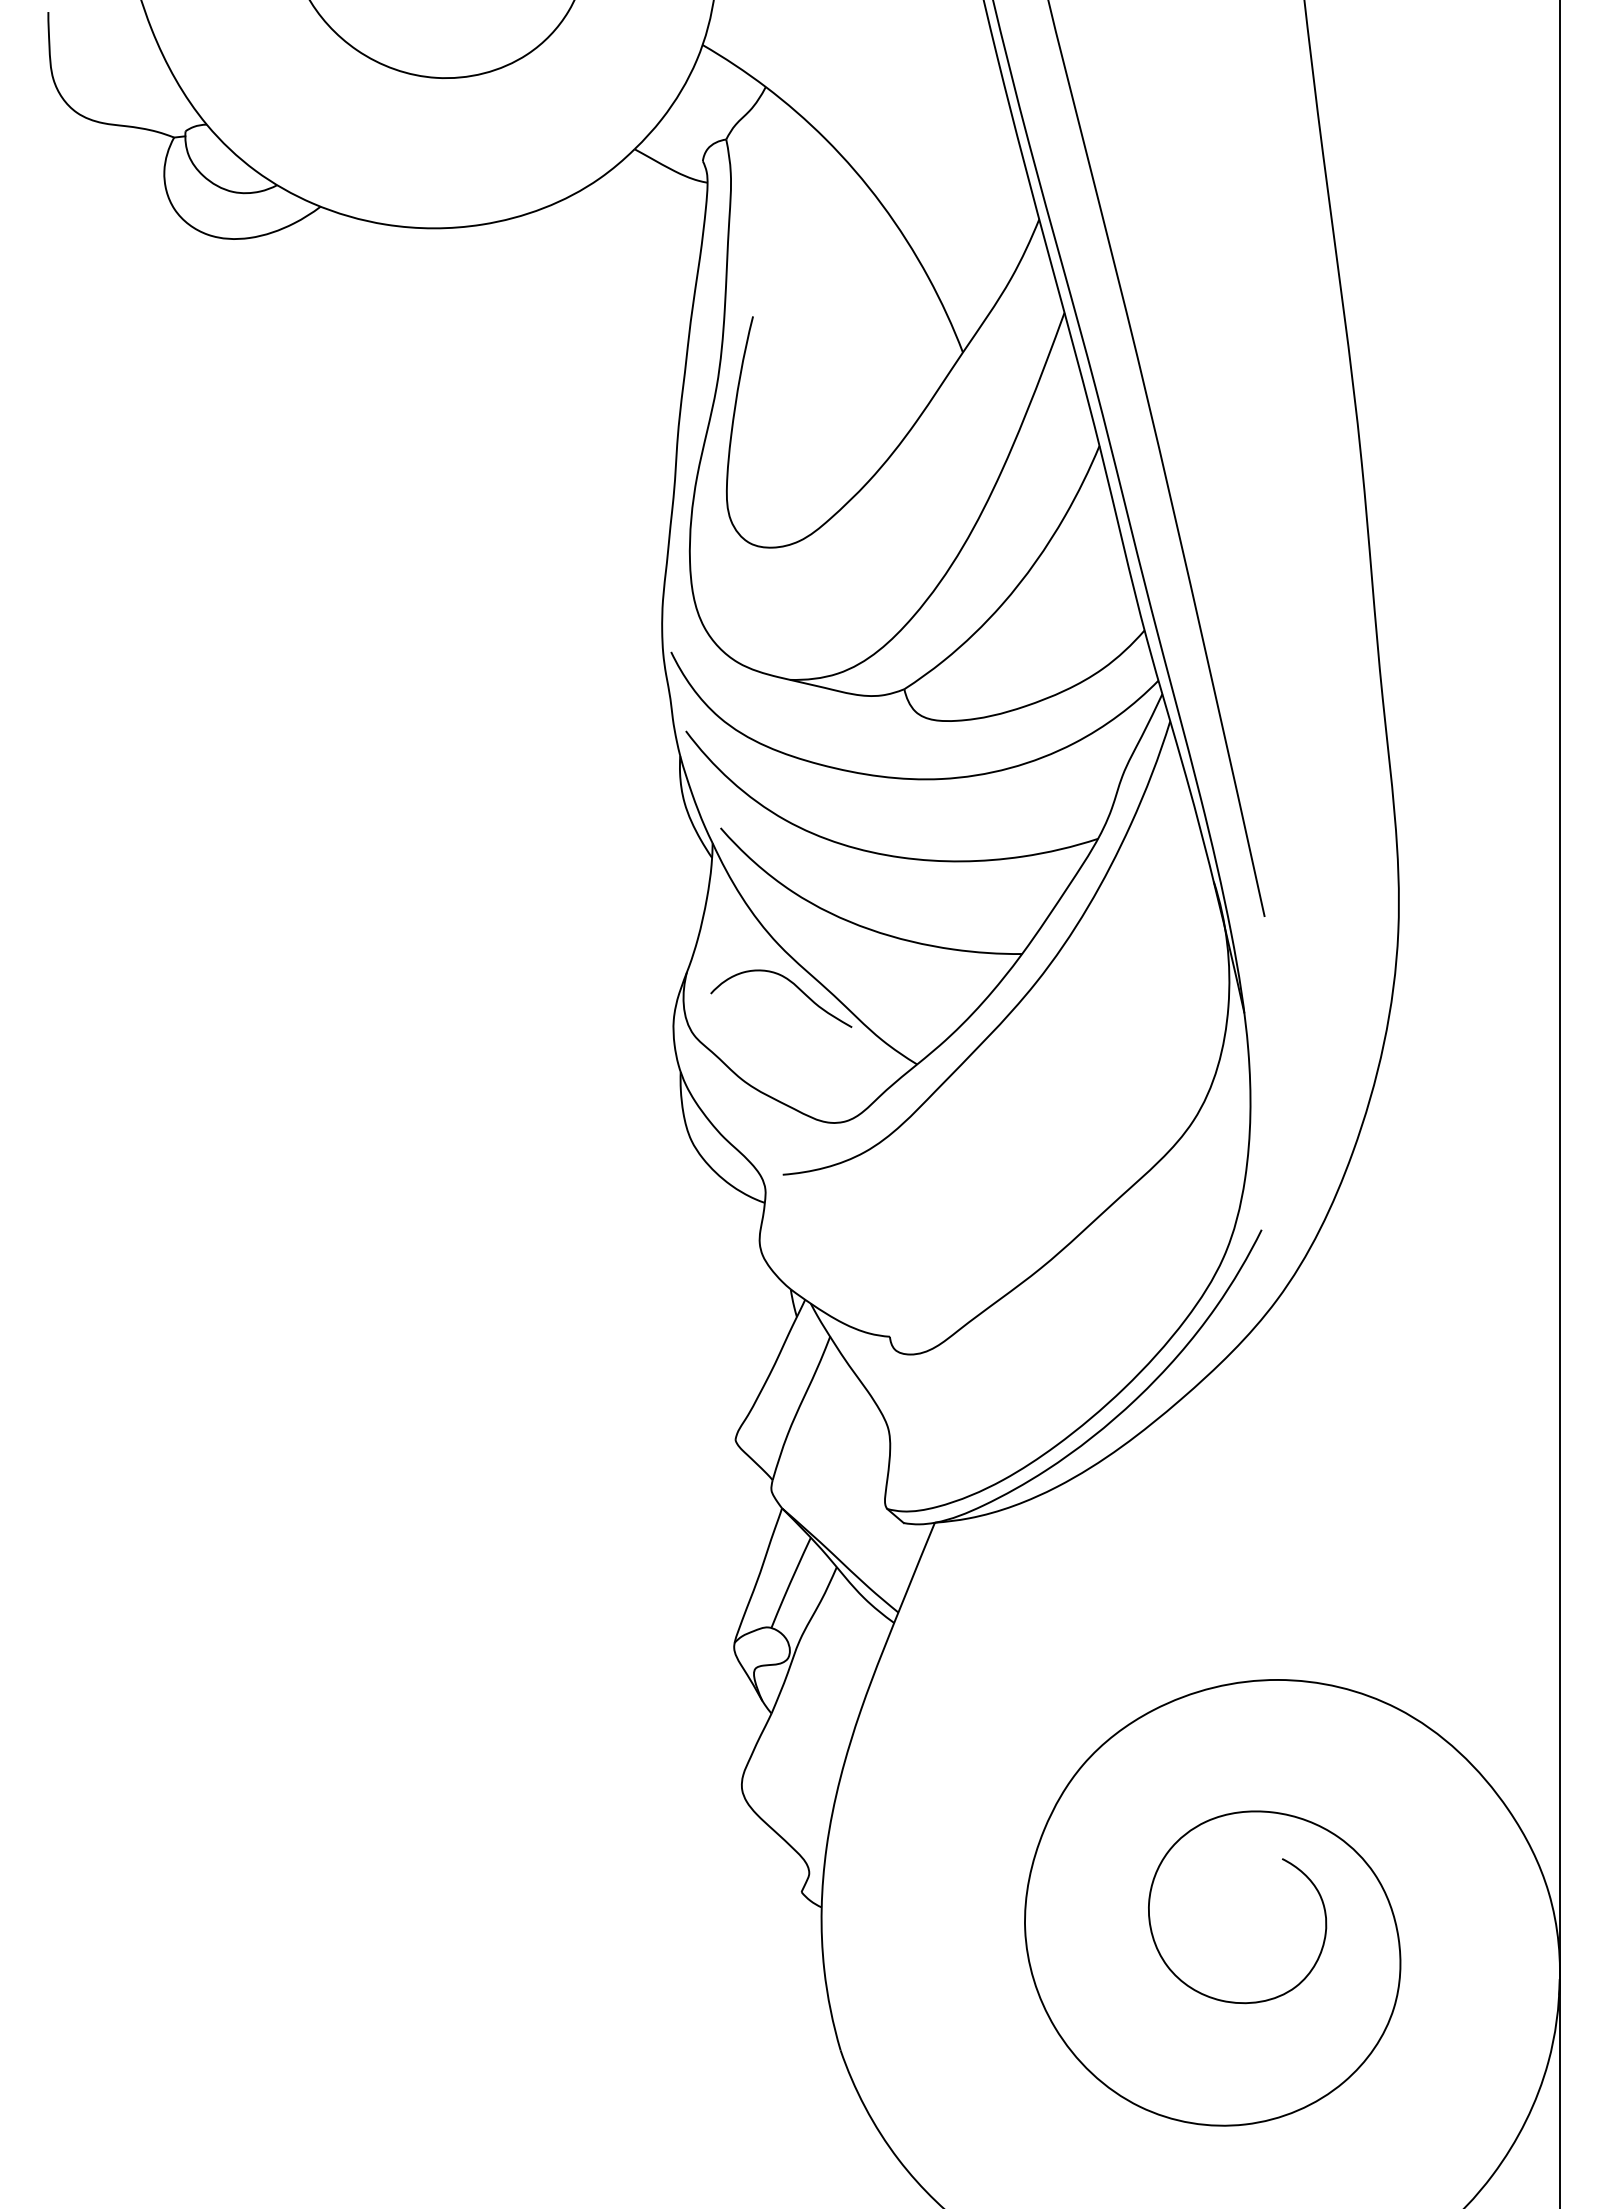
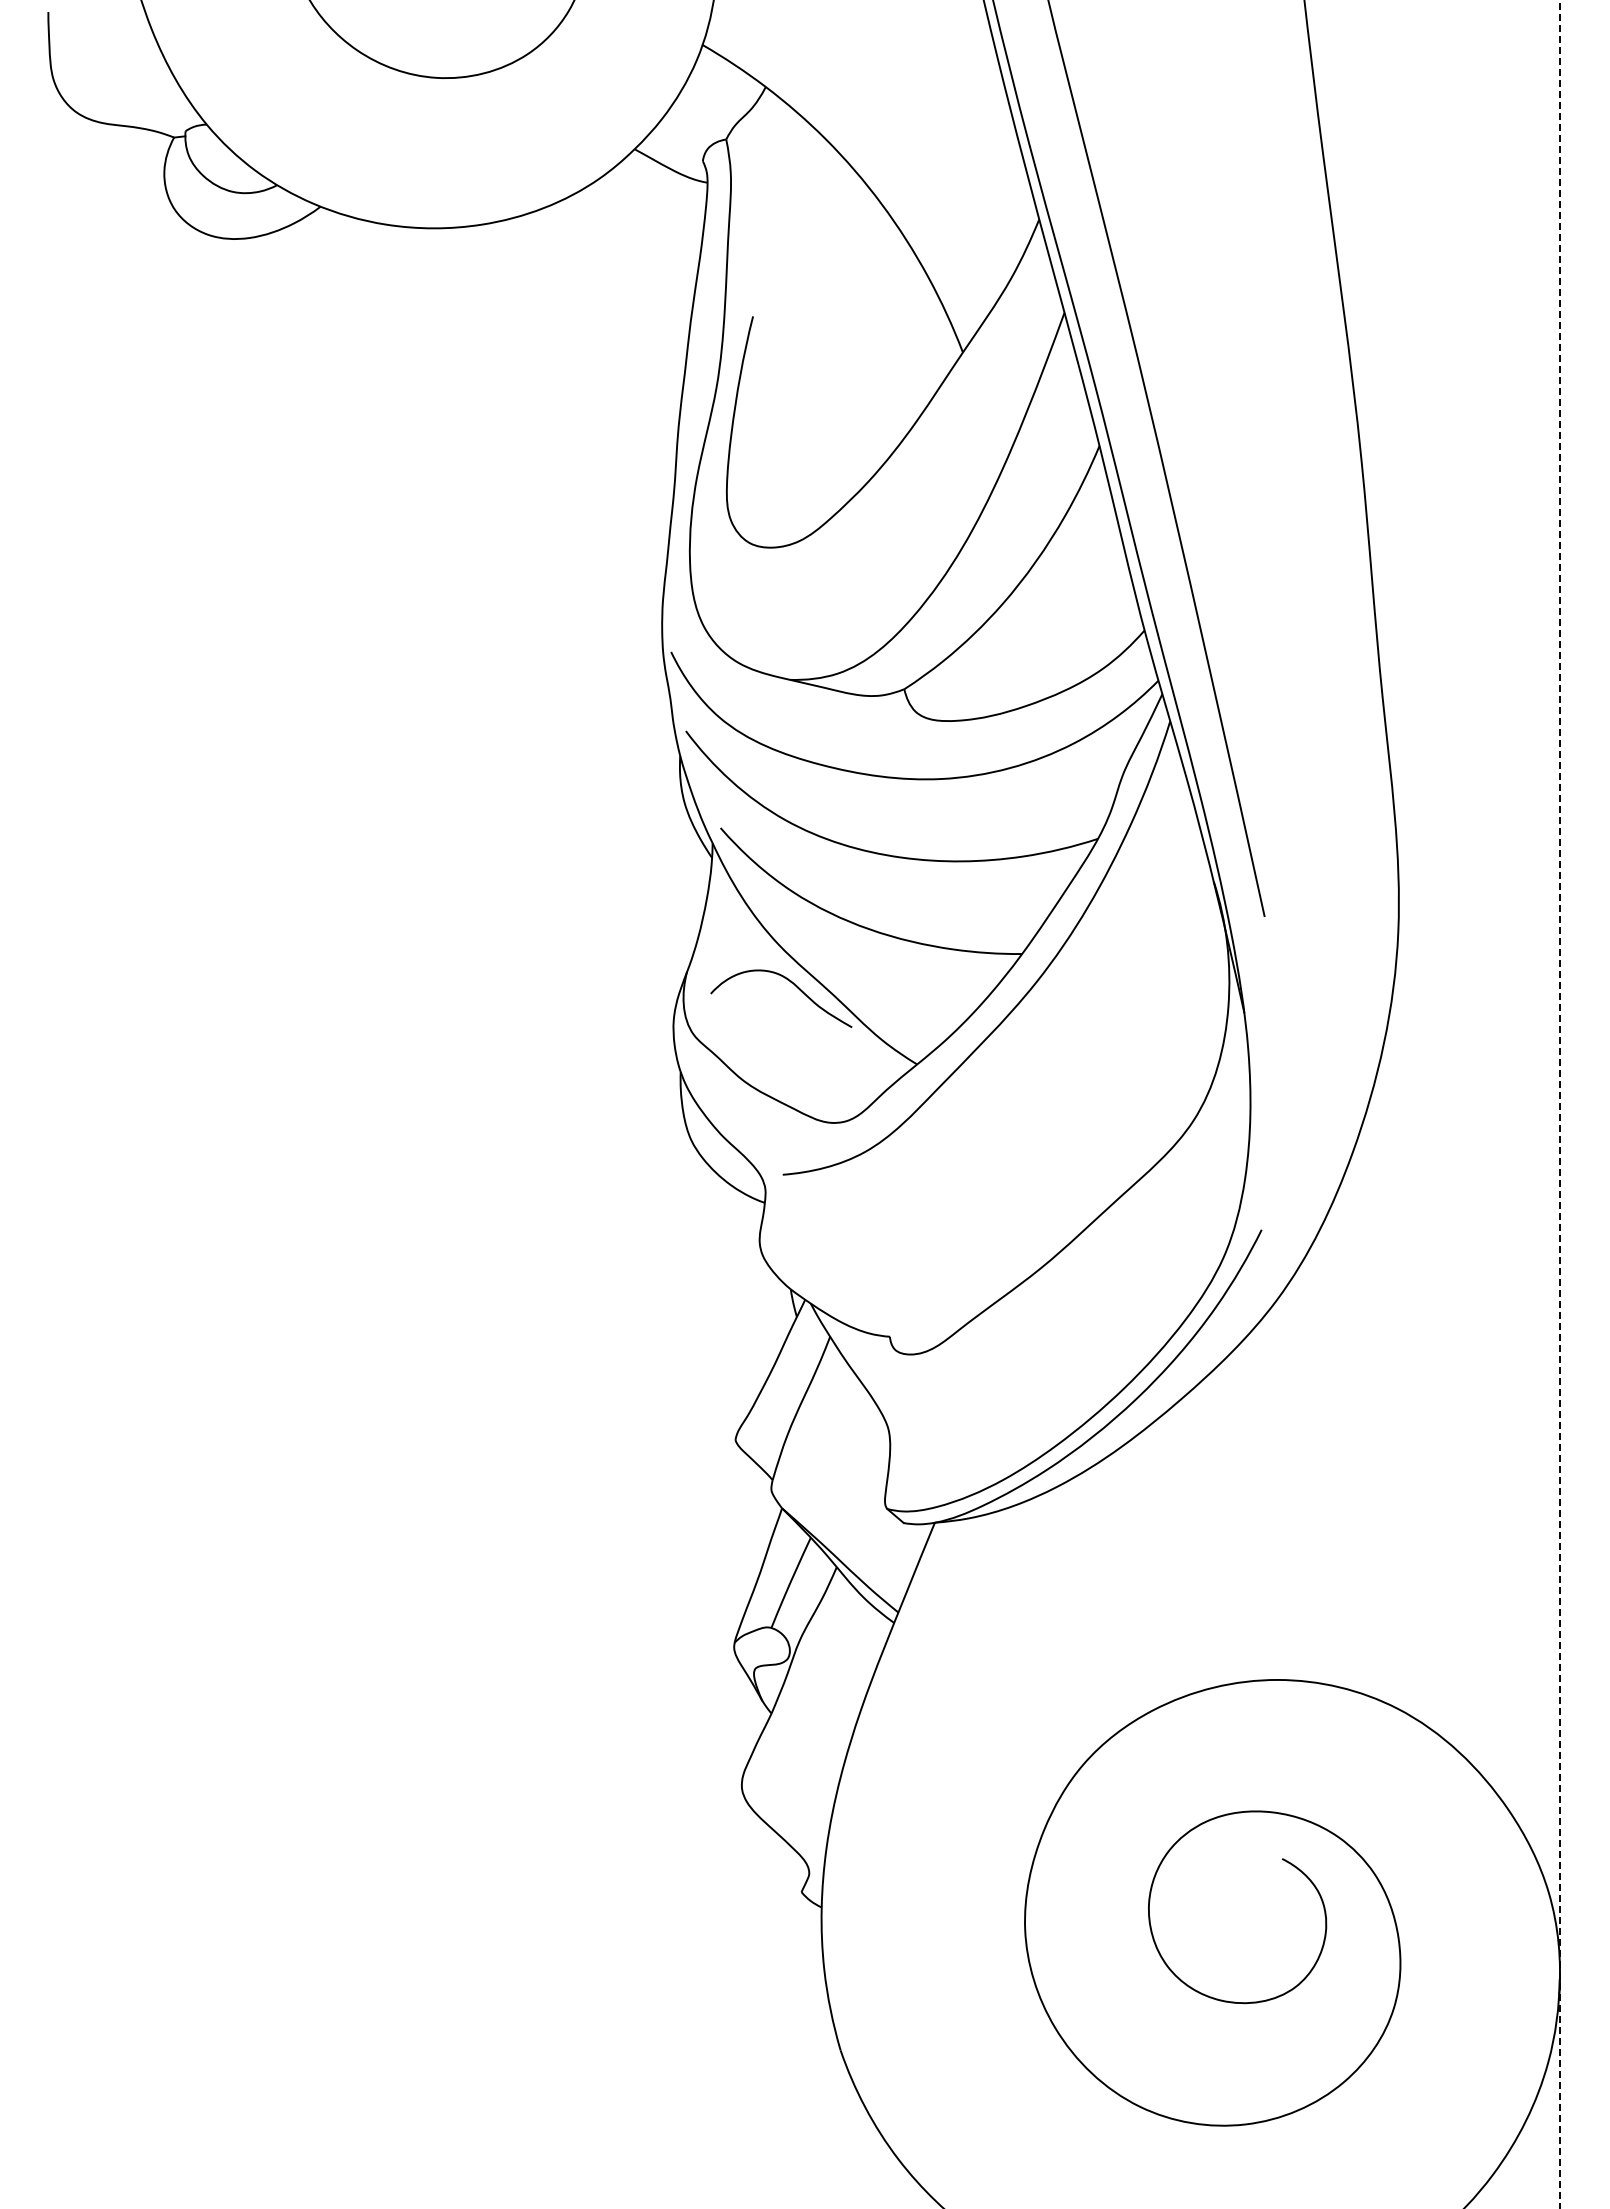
line: solid -> dashed (1559, 1104)
